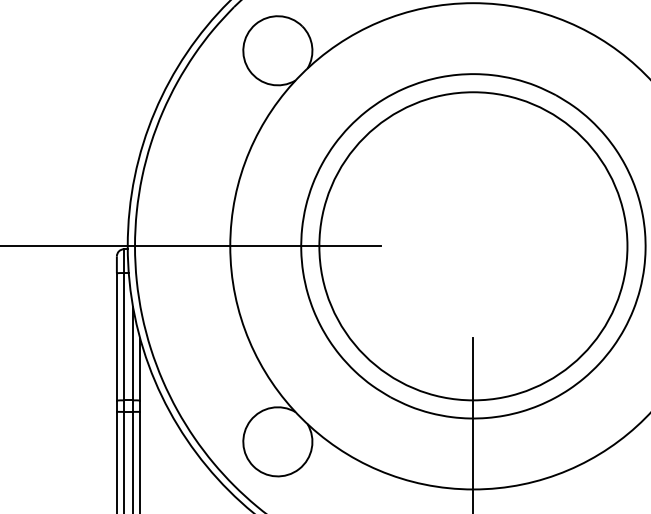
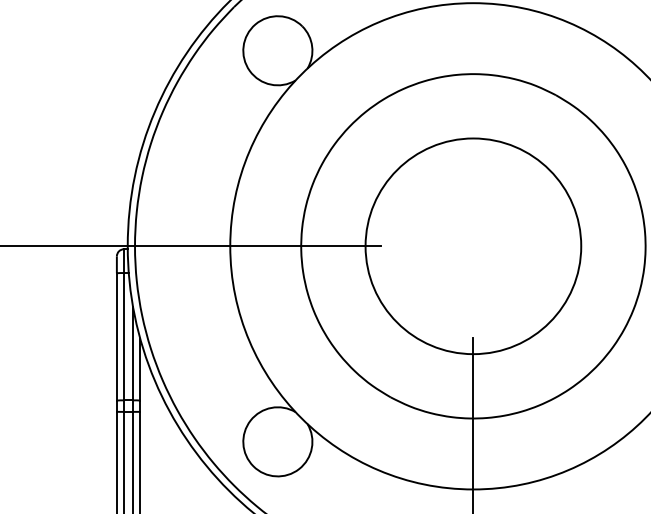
circle diameter: 308 px -> 216 px (473, 246)
